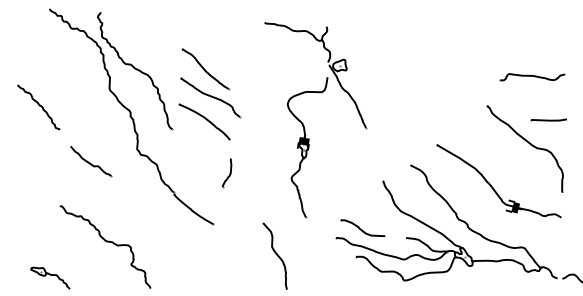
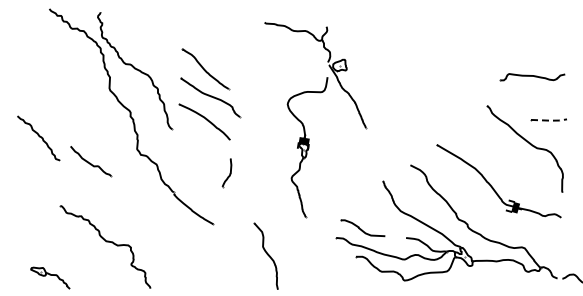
curve position: (39, 106) -> (39, 137) (39, 137)
line: solid -> dashed (550, 120)
part position: (274, 255) -> (265, 255) (265, 255)
